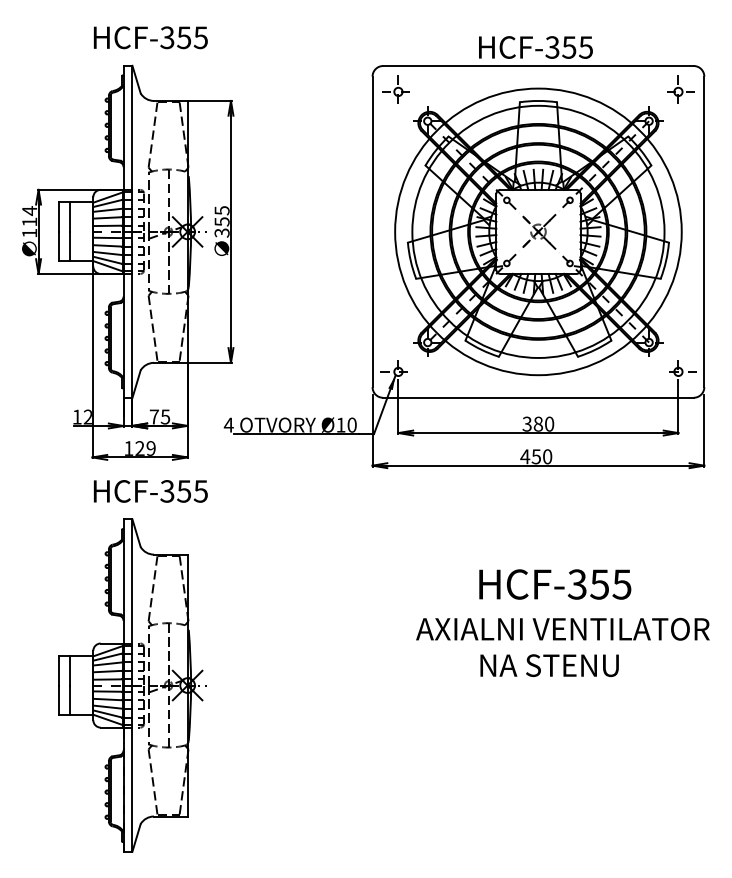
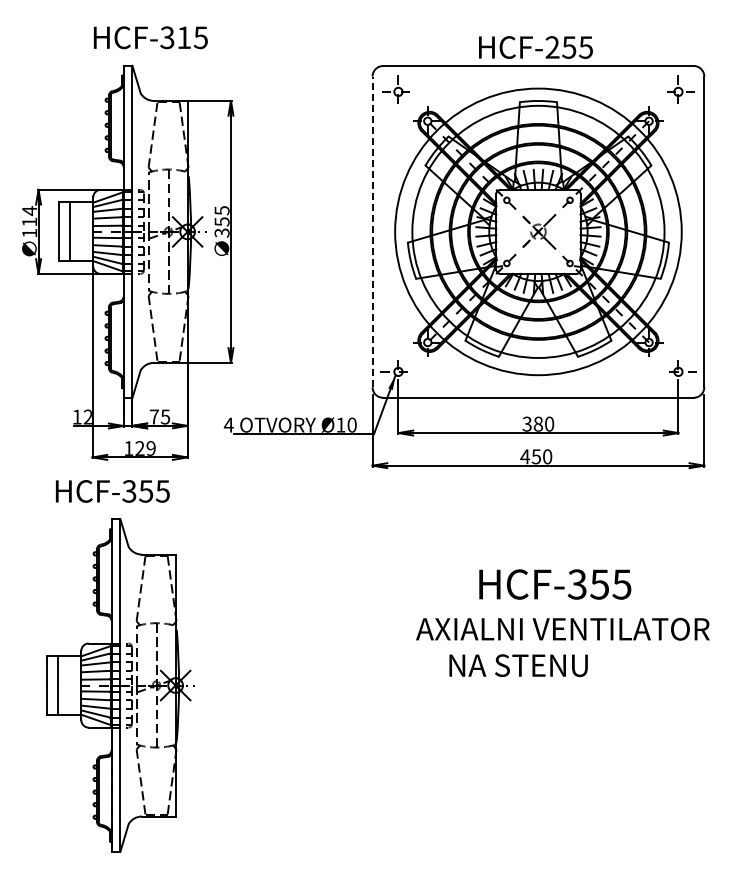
text: HCF-355 -> HCF-315 (184, 37)
text: HCF-355 -> HCF-255 (552, 47)
line: solid -> dashed (372, 231)
text position: (150, 491) -> (112, 491) (112, 491)
text position: (549, 665) -> (518, 665) (518, 665)
part position: (132, 685) -> (120, 685) (120, 685)
